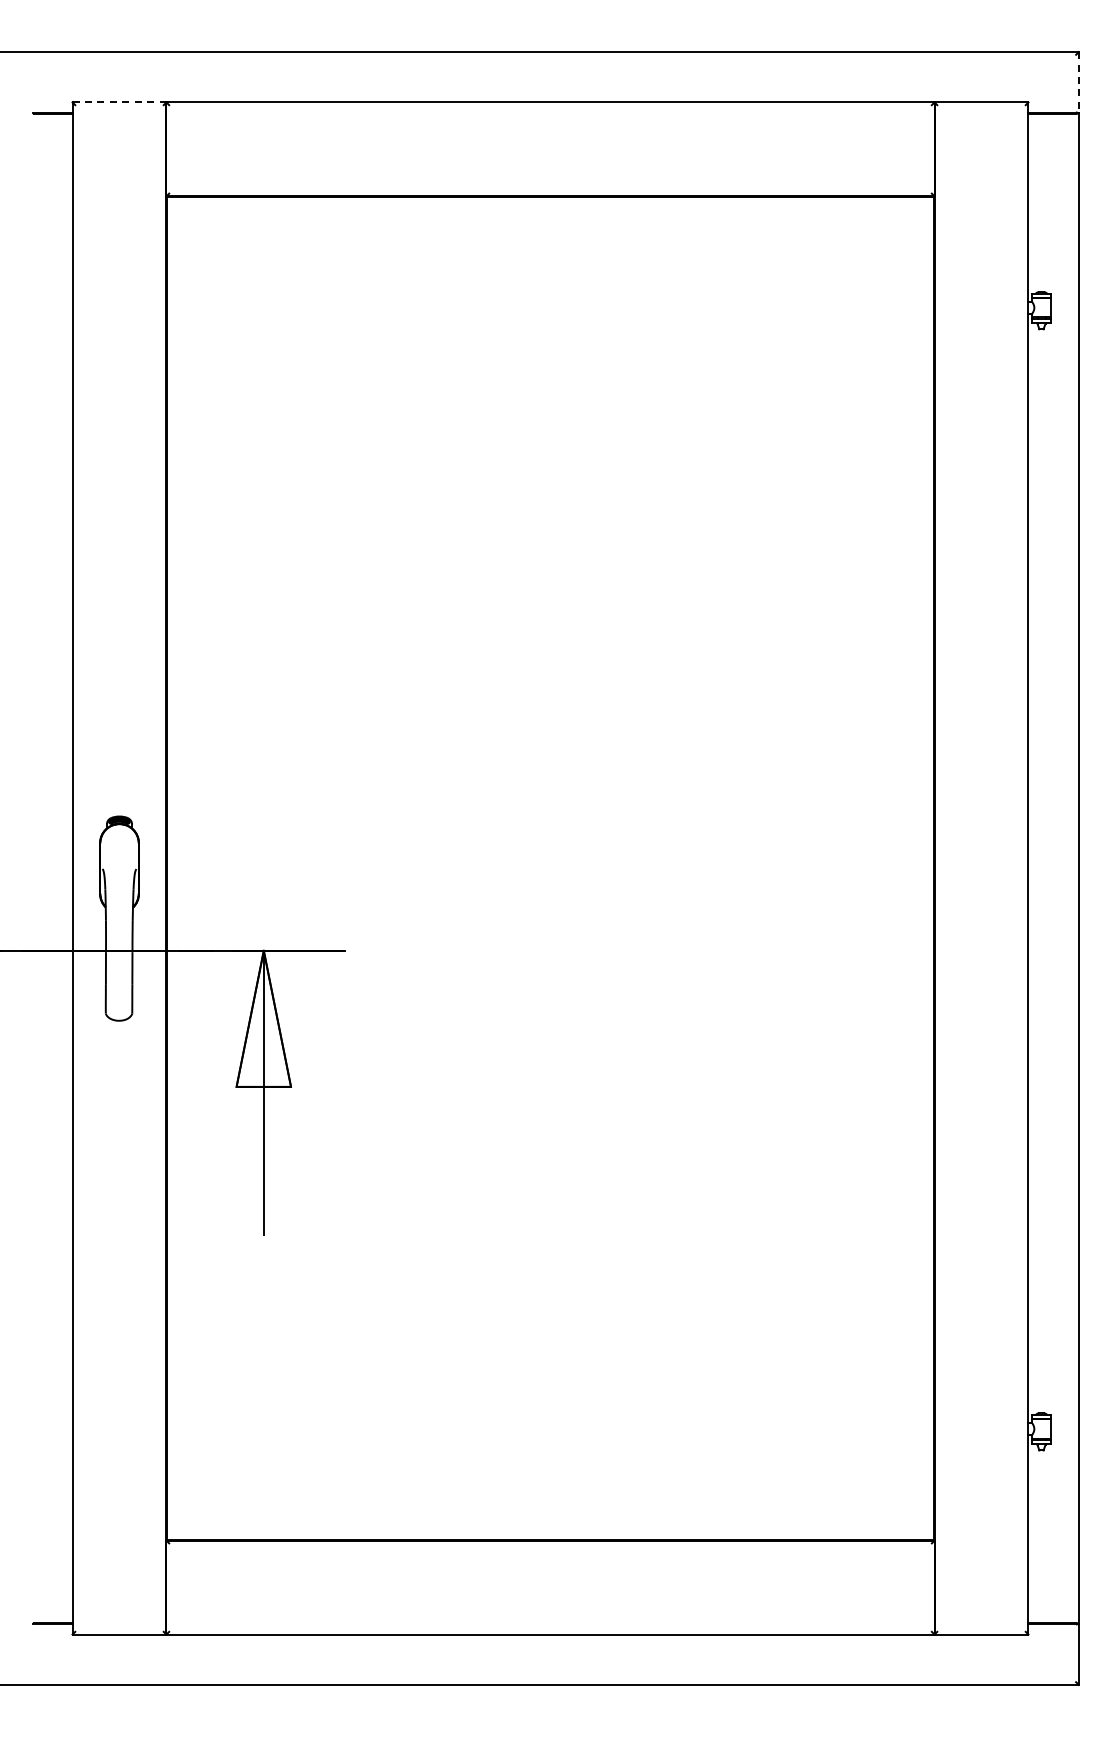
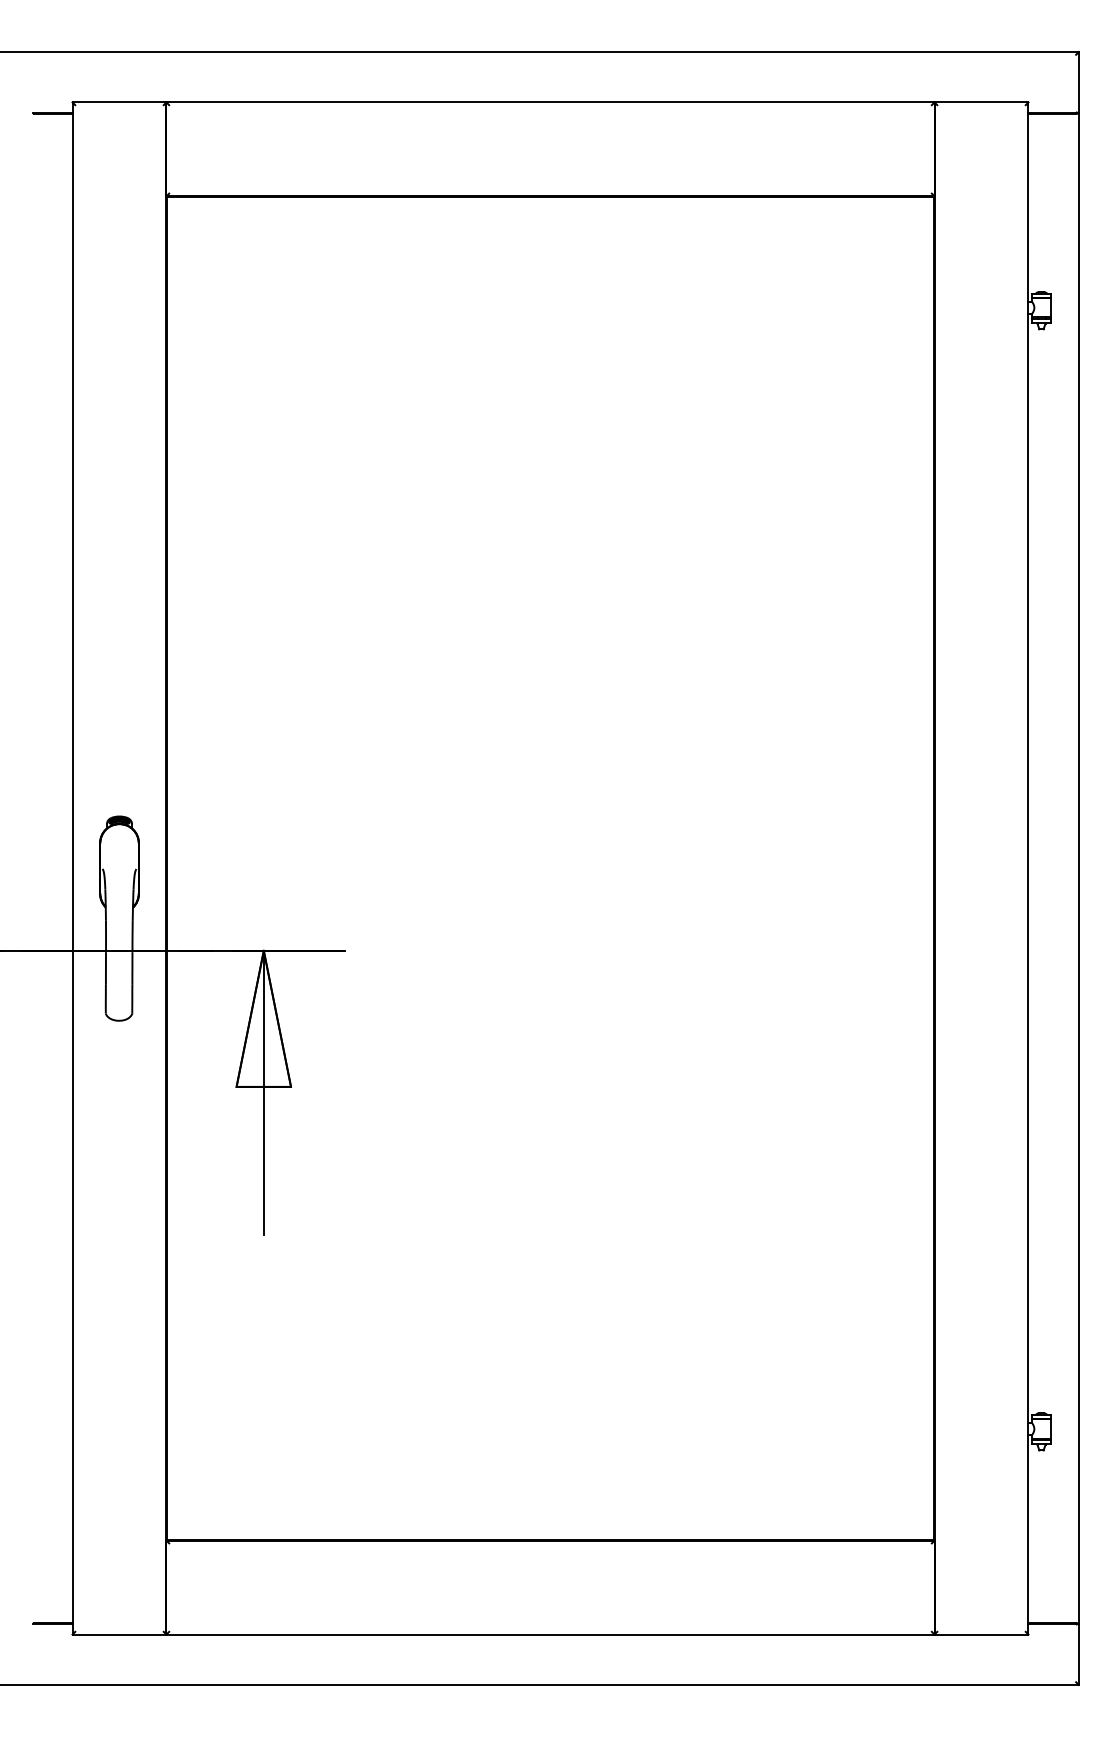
line: dashed -> solid (1078, 82)
line: dashed -> solid (119, 102)
